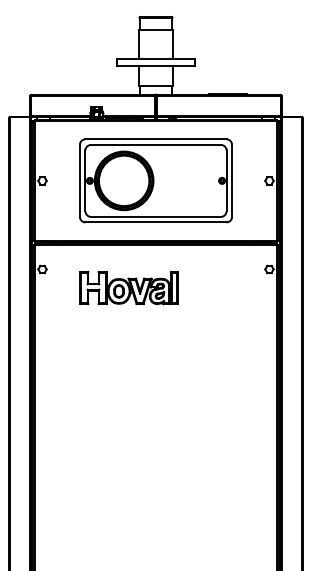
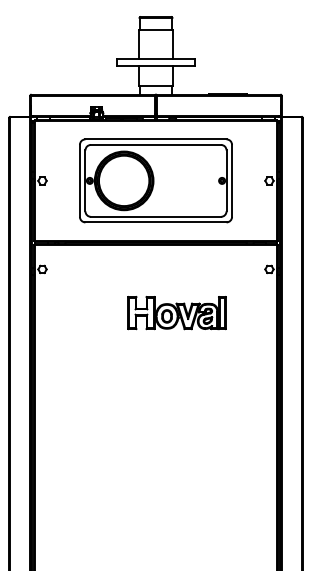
part position: (128, 288) -> (176, 313) (176, 313)
